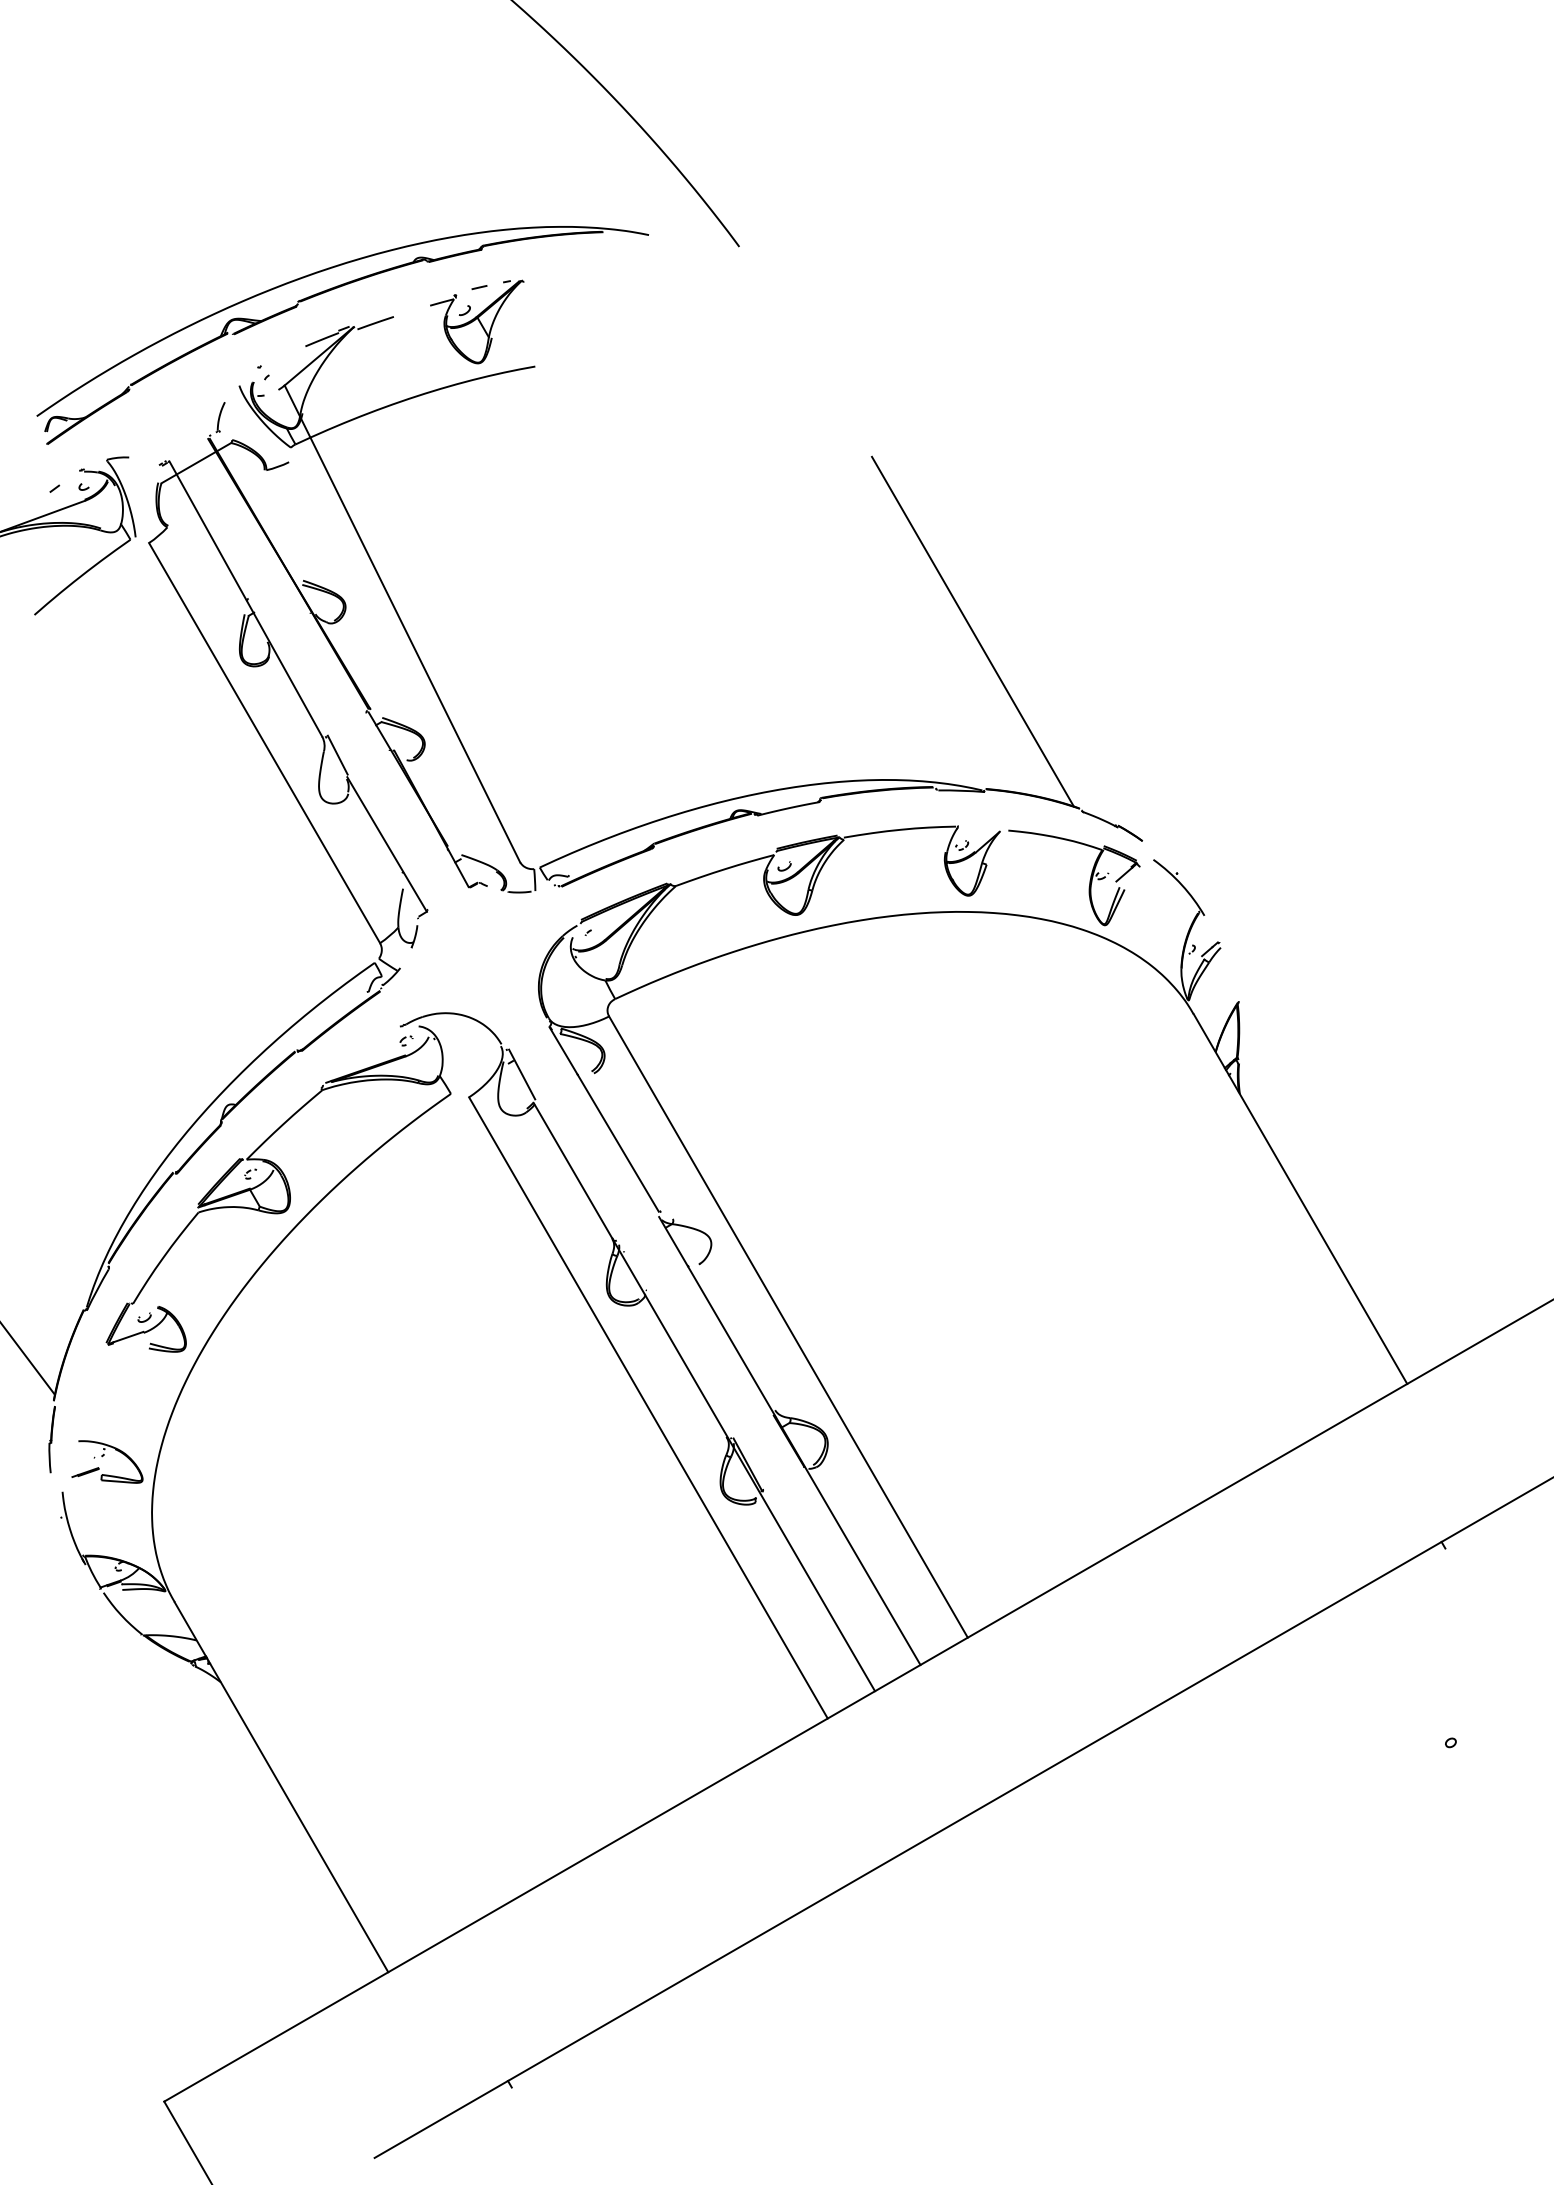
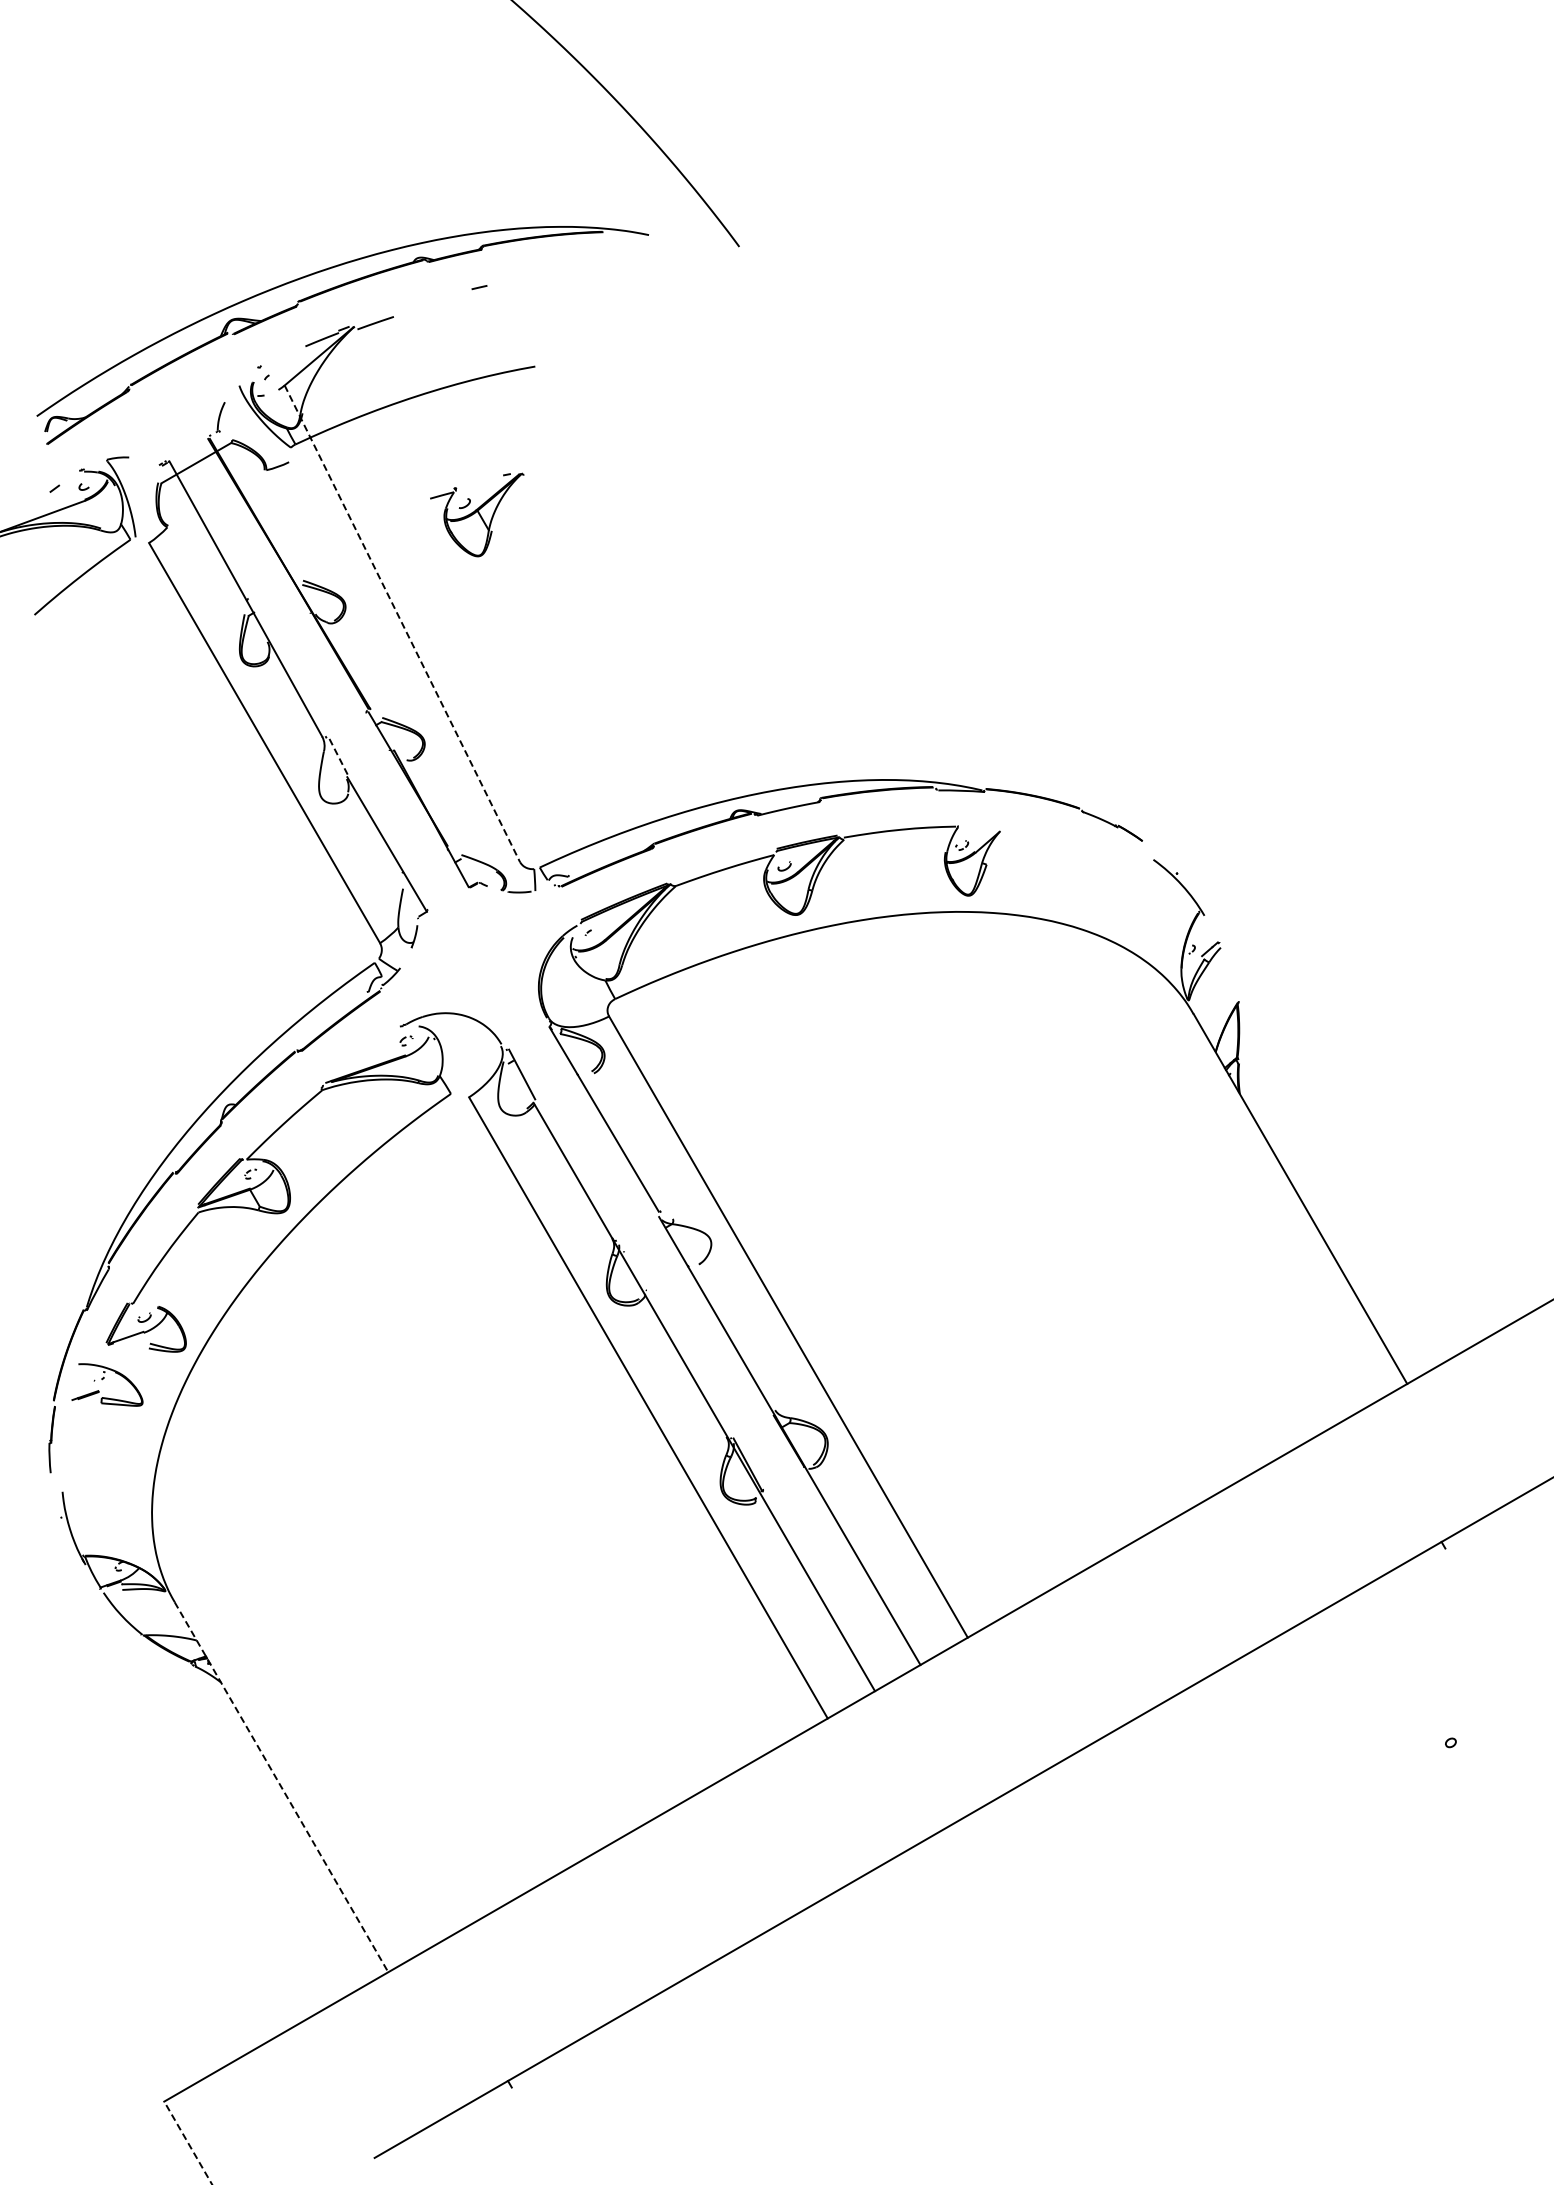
part position: (477, 321) -> (477, 514) (477, 514)
line: solid -> dashed (402, 623)
line: present -> none (972, 631)
line: solid -> dashed (337, 755)
part: present -> none (1089, 880)
line: present -> none (28, 1359)
part position: (103, 1456) -> (103, 1379) (103, 1379)
line: solid -> dashed (281, 1787)
line: solid -> dashed (188, 2143)
